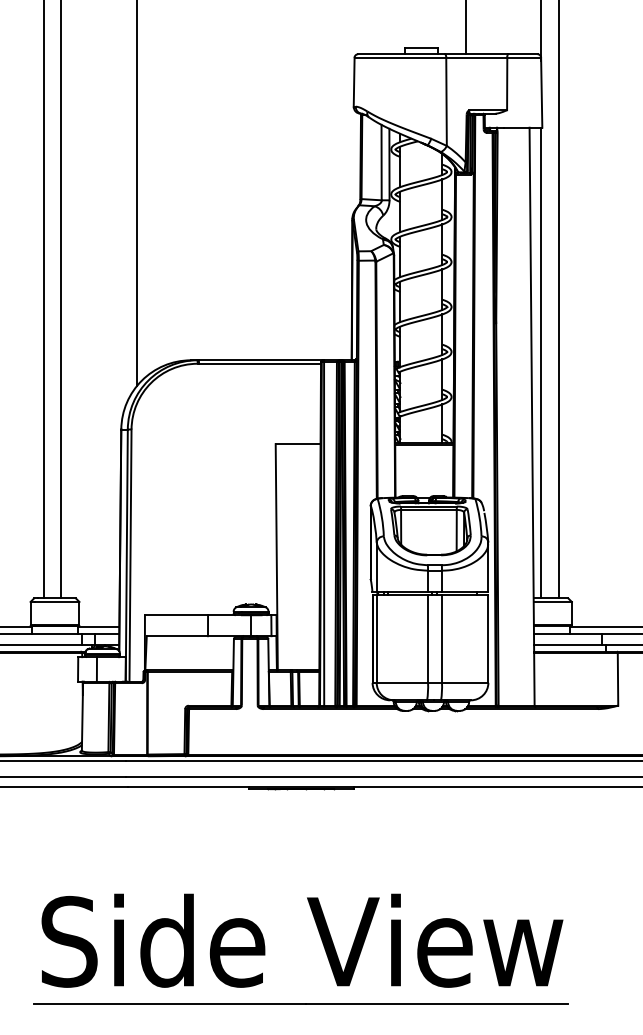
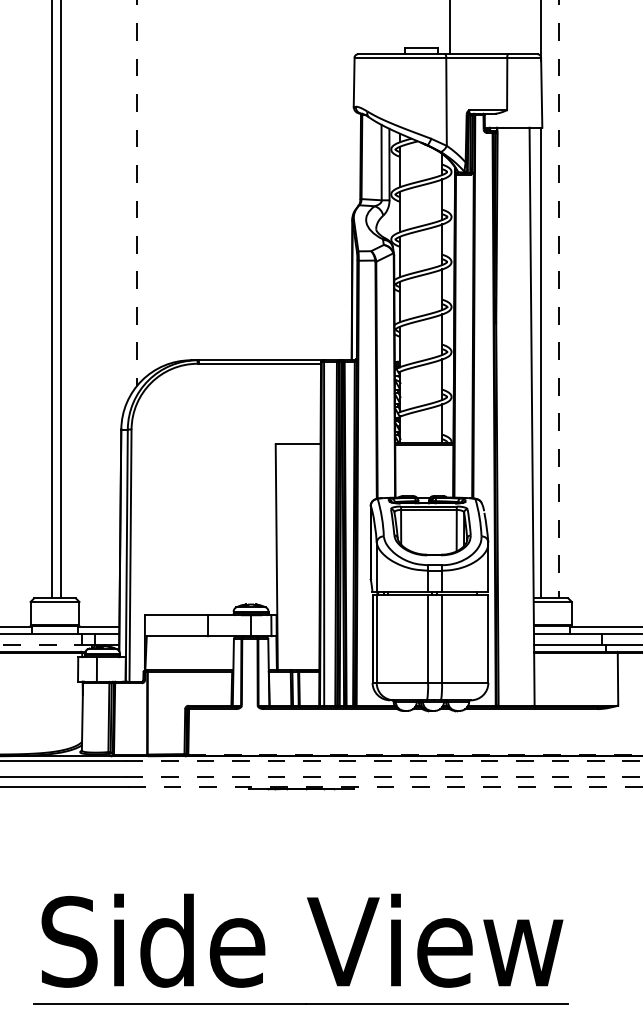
line position: (465, 28) -> (449, 28) (449, 28)
line: solid -> dashed (136, 193)
line: solid -> dashed (558, 299)
line position: (43, 300) -> (51, 300) (51, 300)
line: solid -> dashed (45, 644)
line: solid -> dashed (415, 754)
line: solid -> dashed (384, 760)
line: solid -> dashed (384, 776)
line: solid -> dashed (385, 787)
